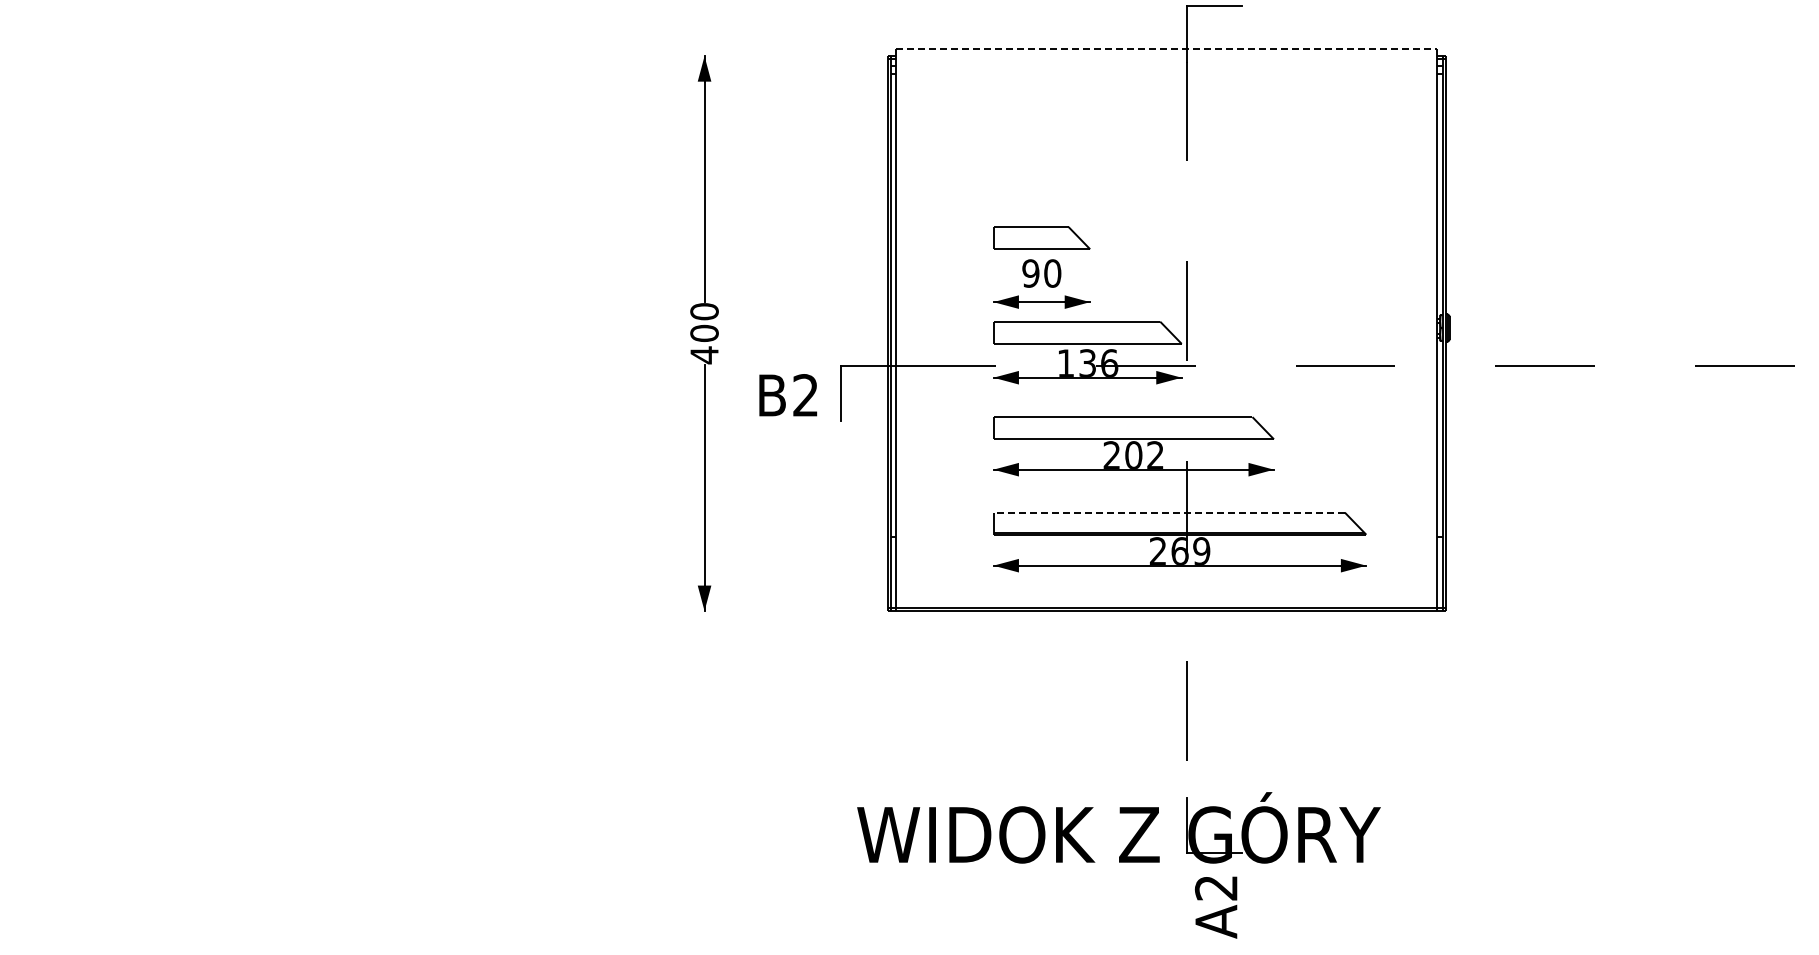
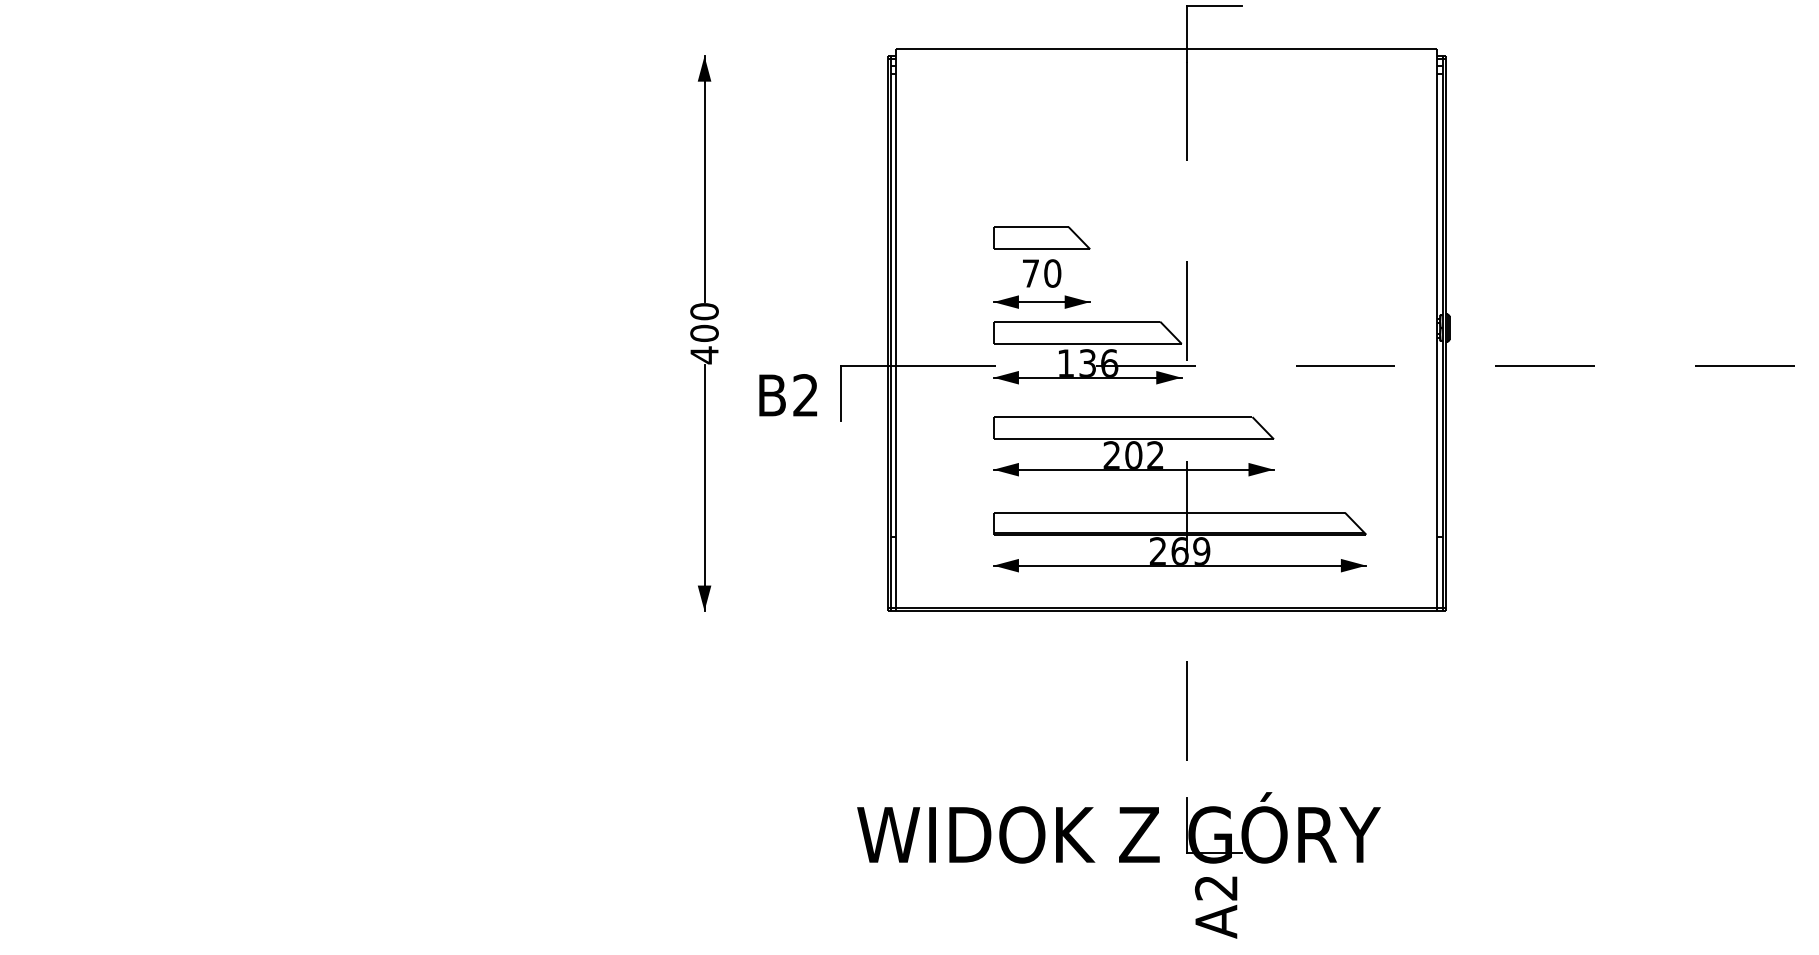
line: dashed -> solid (1167, 48)
text: 90 -> 70 (1030, 273)
line: dashed -> solid (1169, 512)
